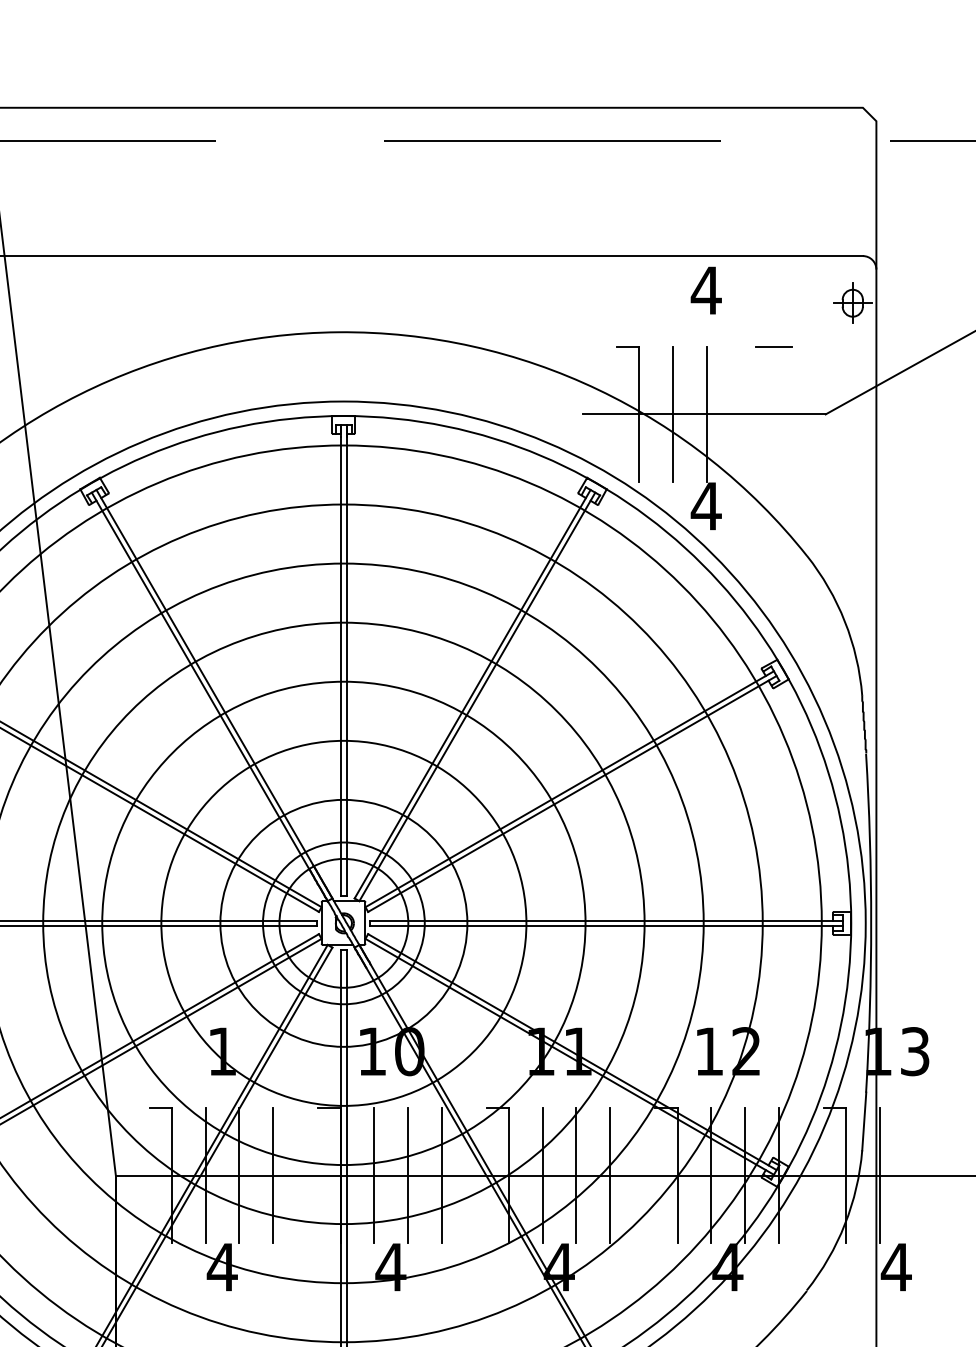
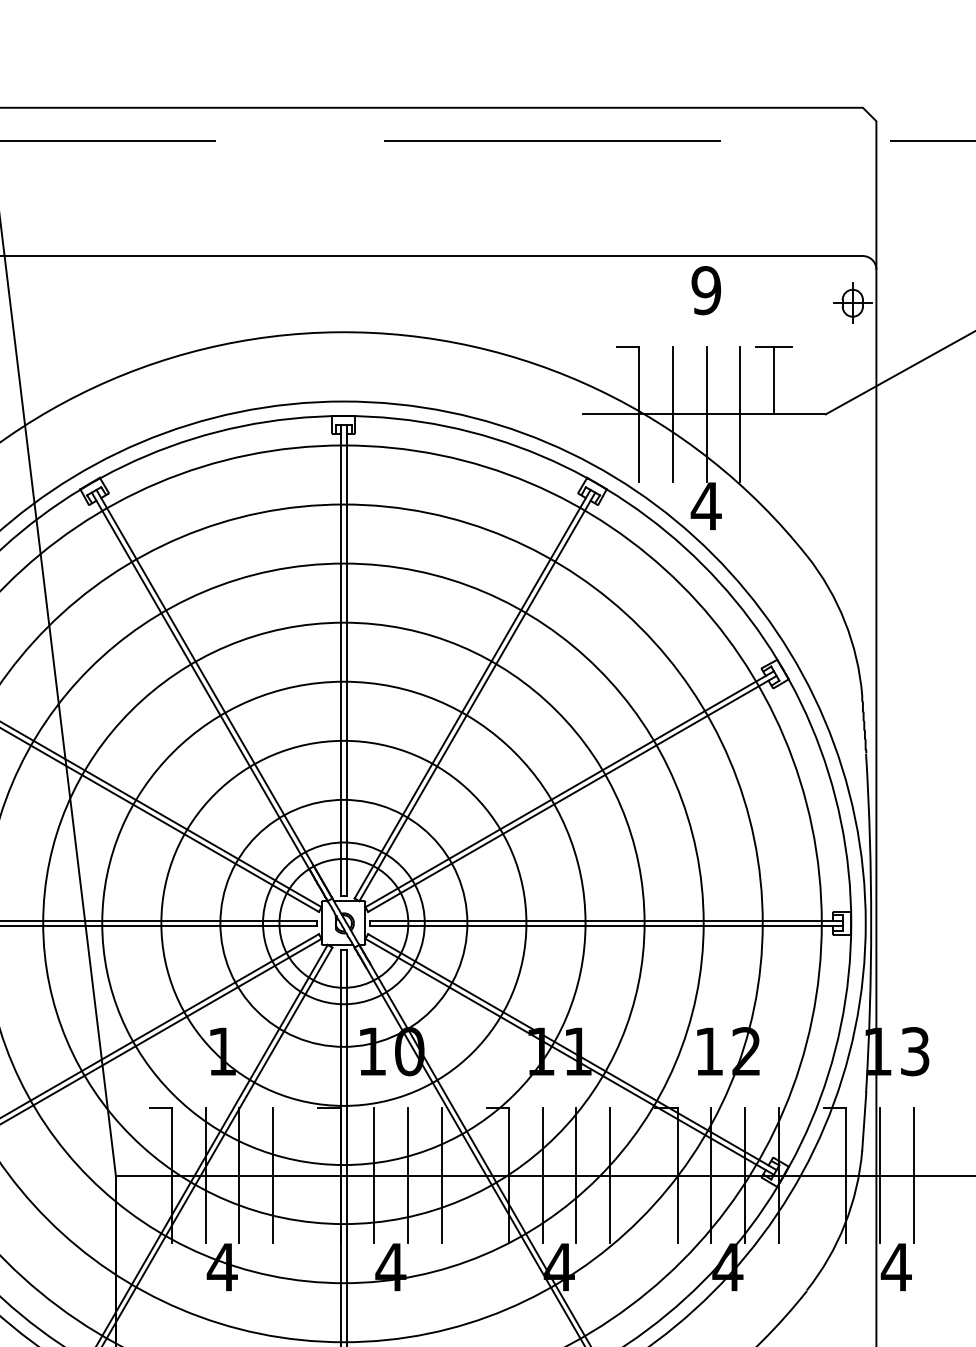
text: 4 -> 9 (705, 290)
line: none -> present (774, 380)
line: none -> present (740, 414)
line: none -> present (913, 1175)
